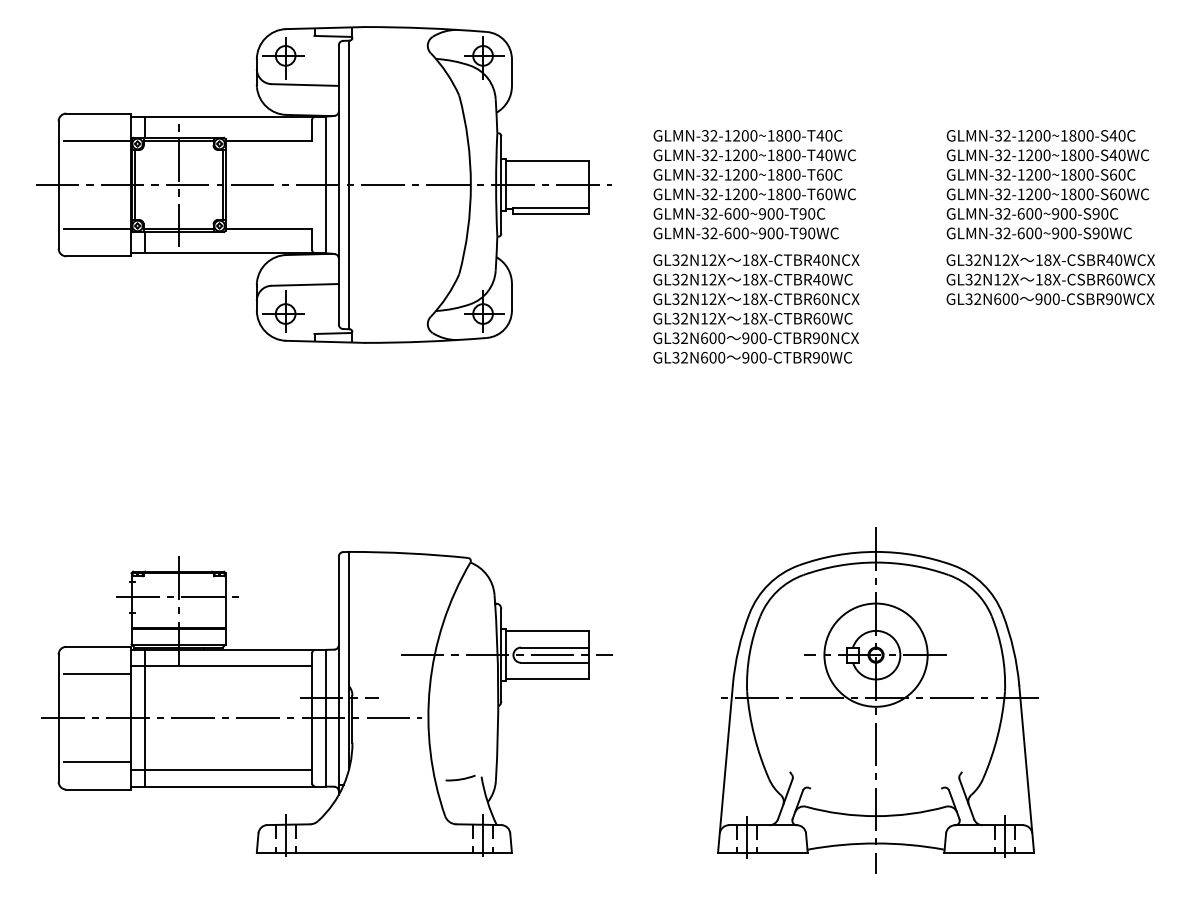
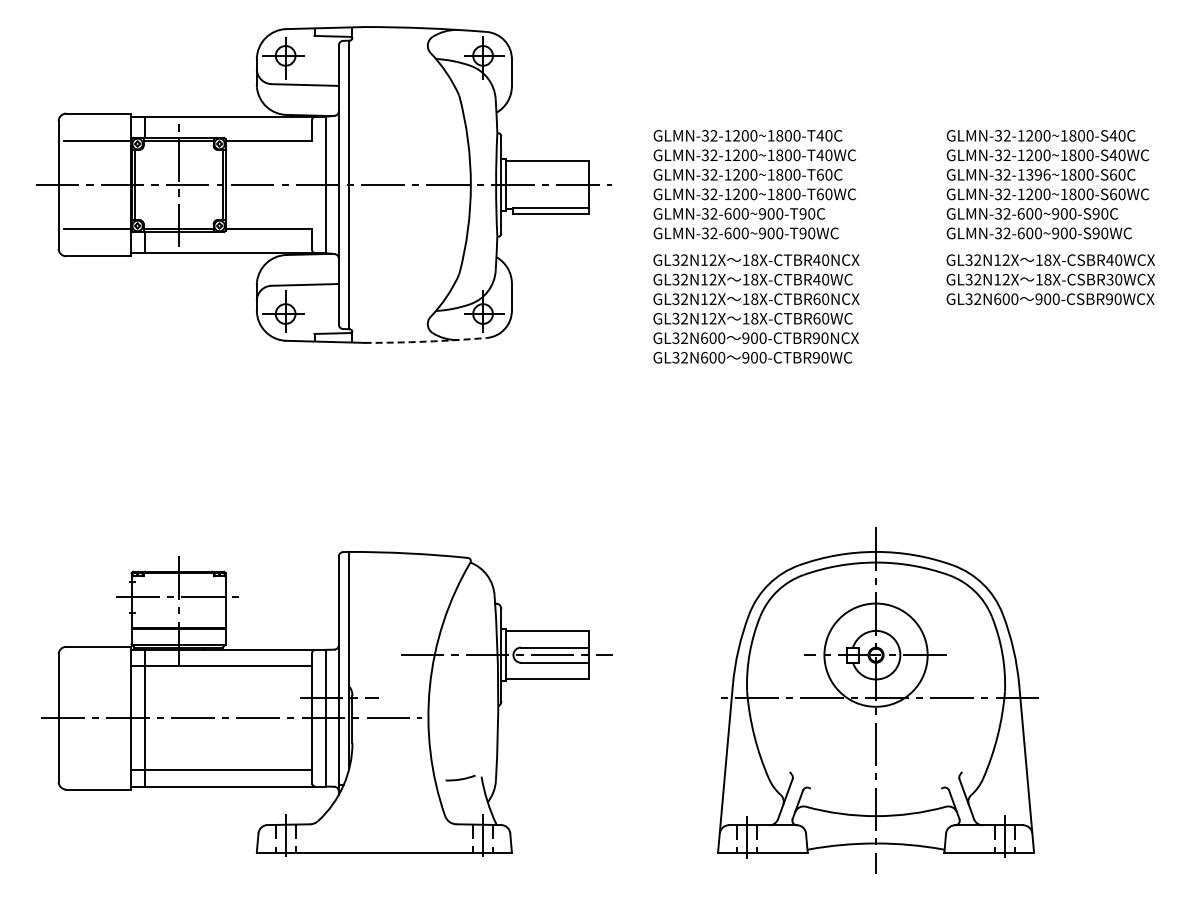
text: GLMN-32-1200~1800-S60C -> GLMN-32-1396~1800-S60C (1038, 174)
text: 18X-CSBR60WCX -> 18X-CSBR30WCX (1109, 279)
arc: solid -> dashed (425, 341)
line: present -> none (97, 674)
line: present -> none (97, 762)
